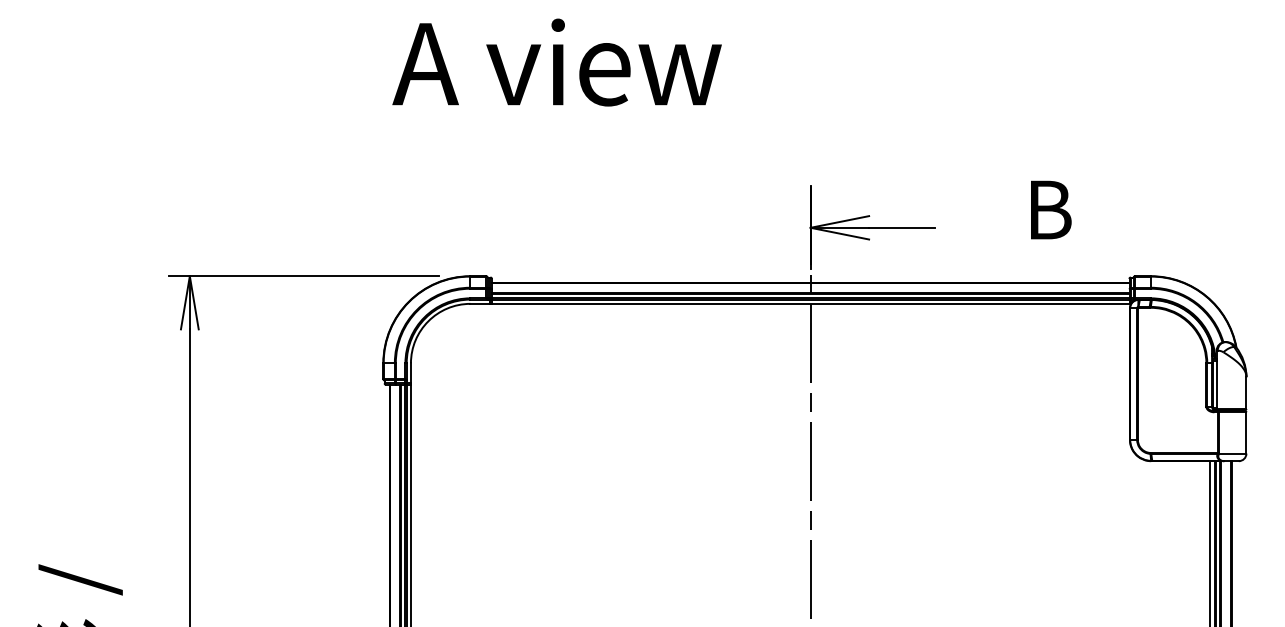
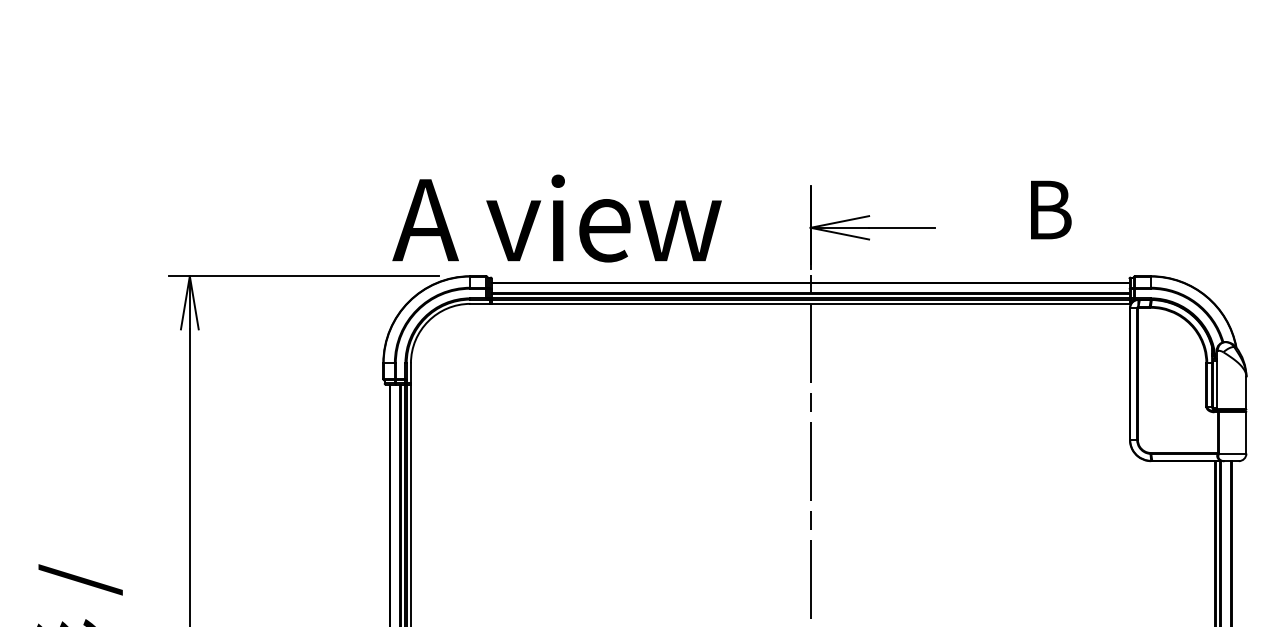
text position: (556, 62) -> (556, 218) (556, 218)
line: present -> none (1210, 542)
